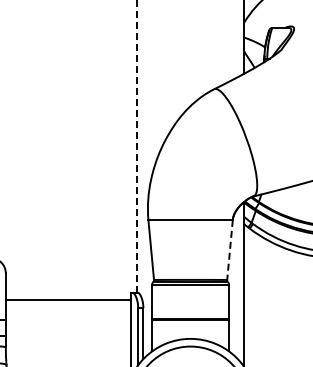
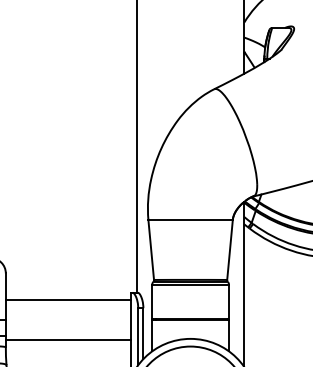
line: dashed -> solid (136, 146)
line: dashed -> solid (229, 250)
line: none -> present (68, 339)
